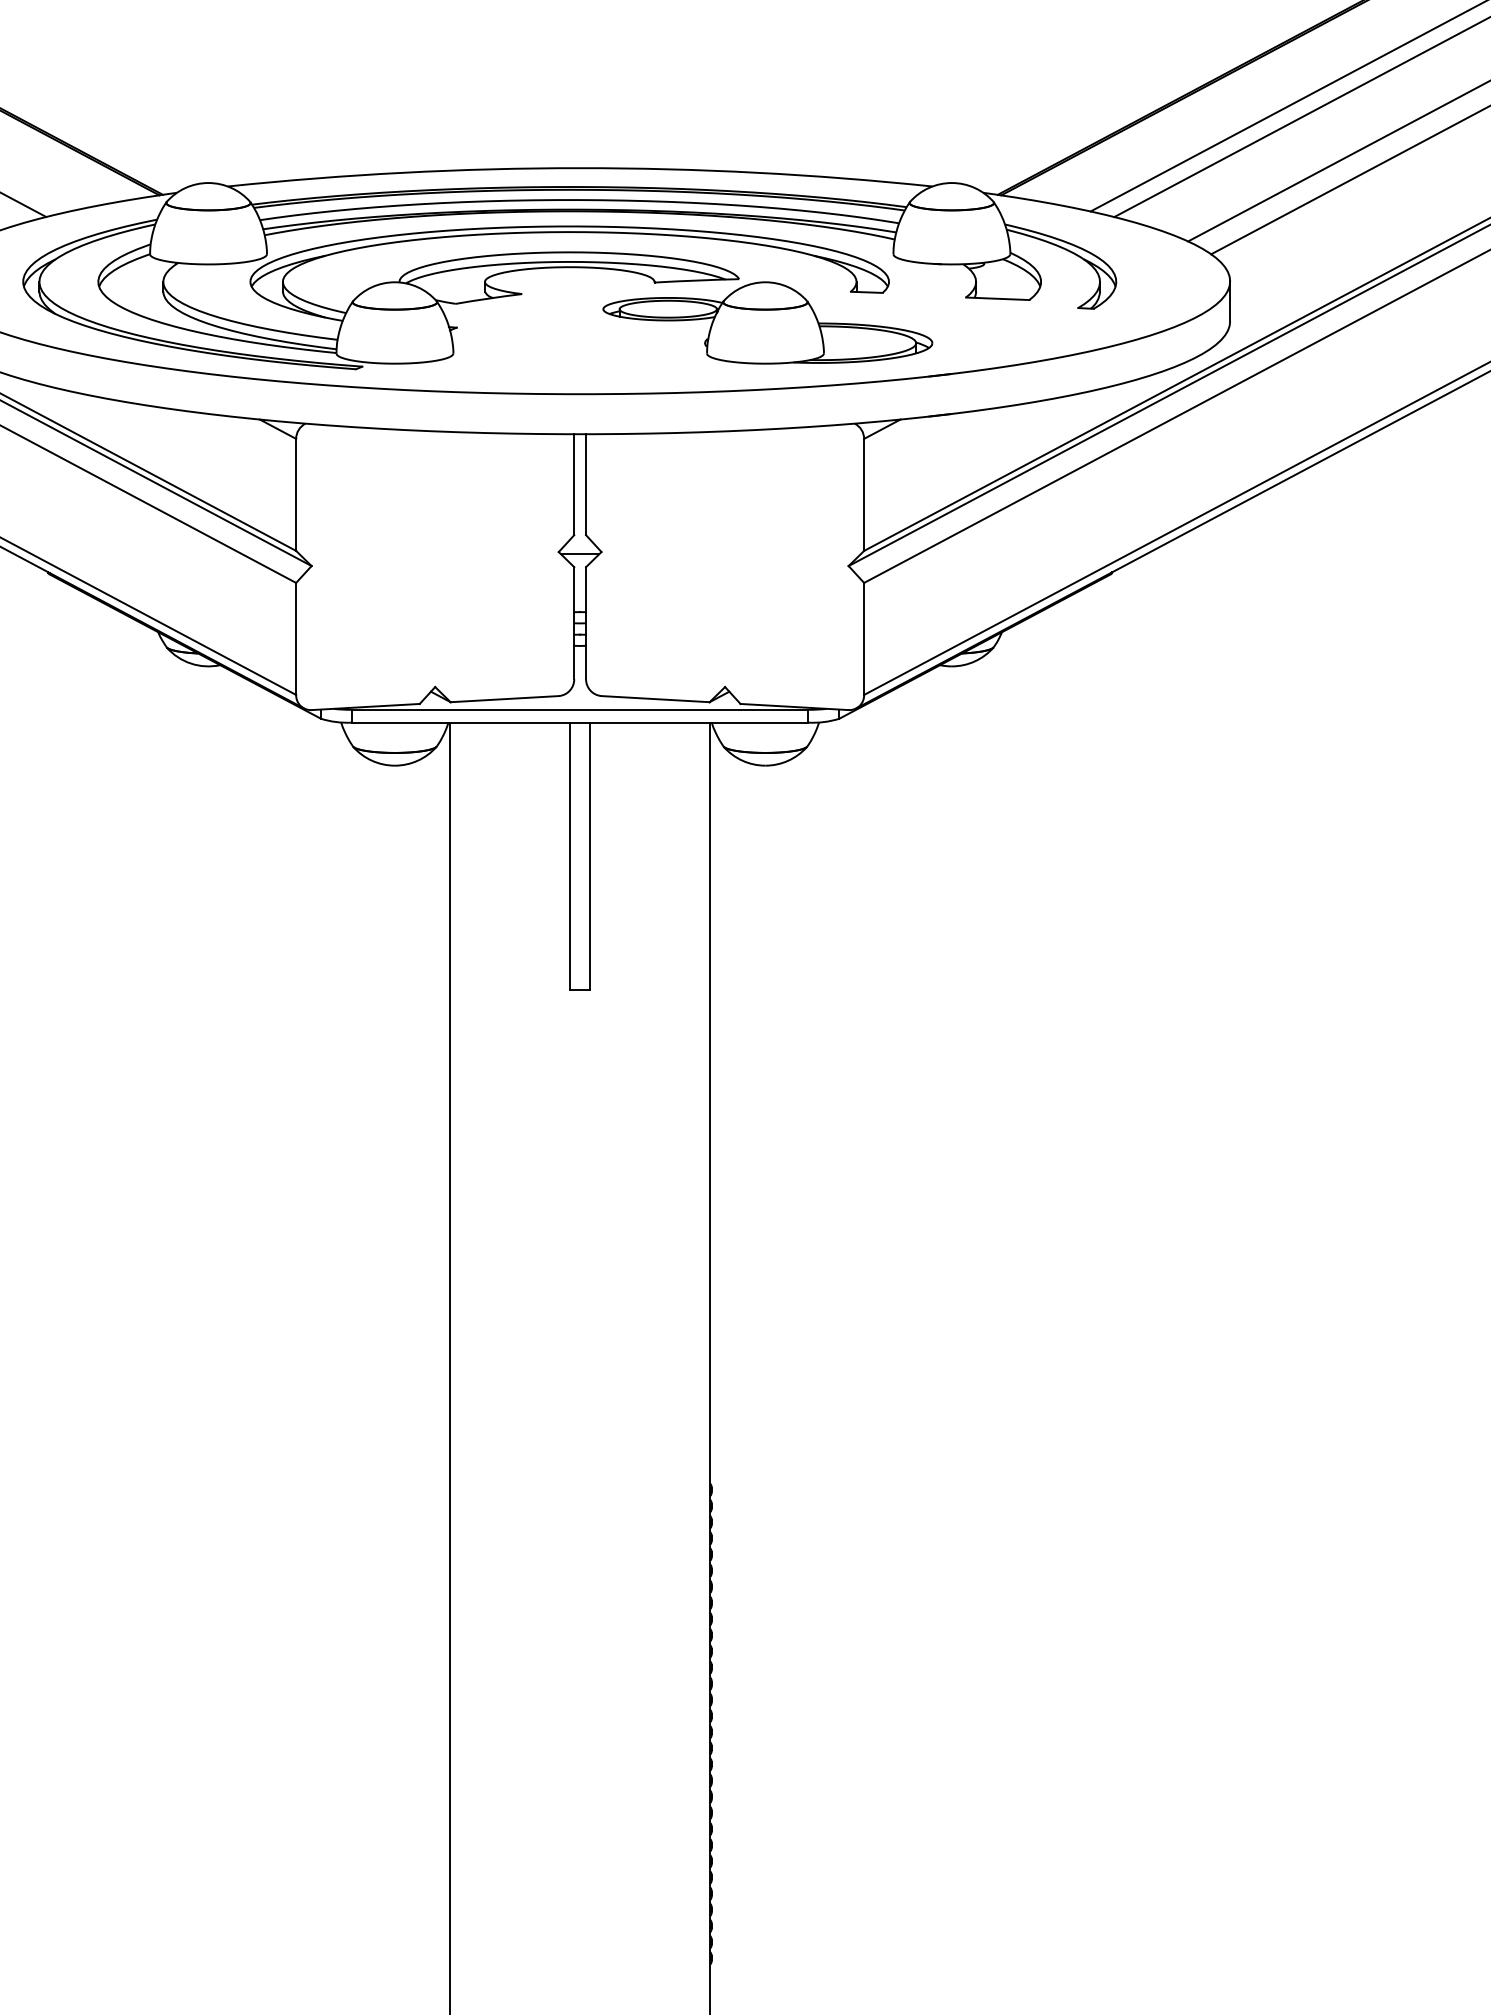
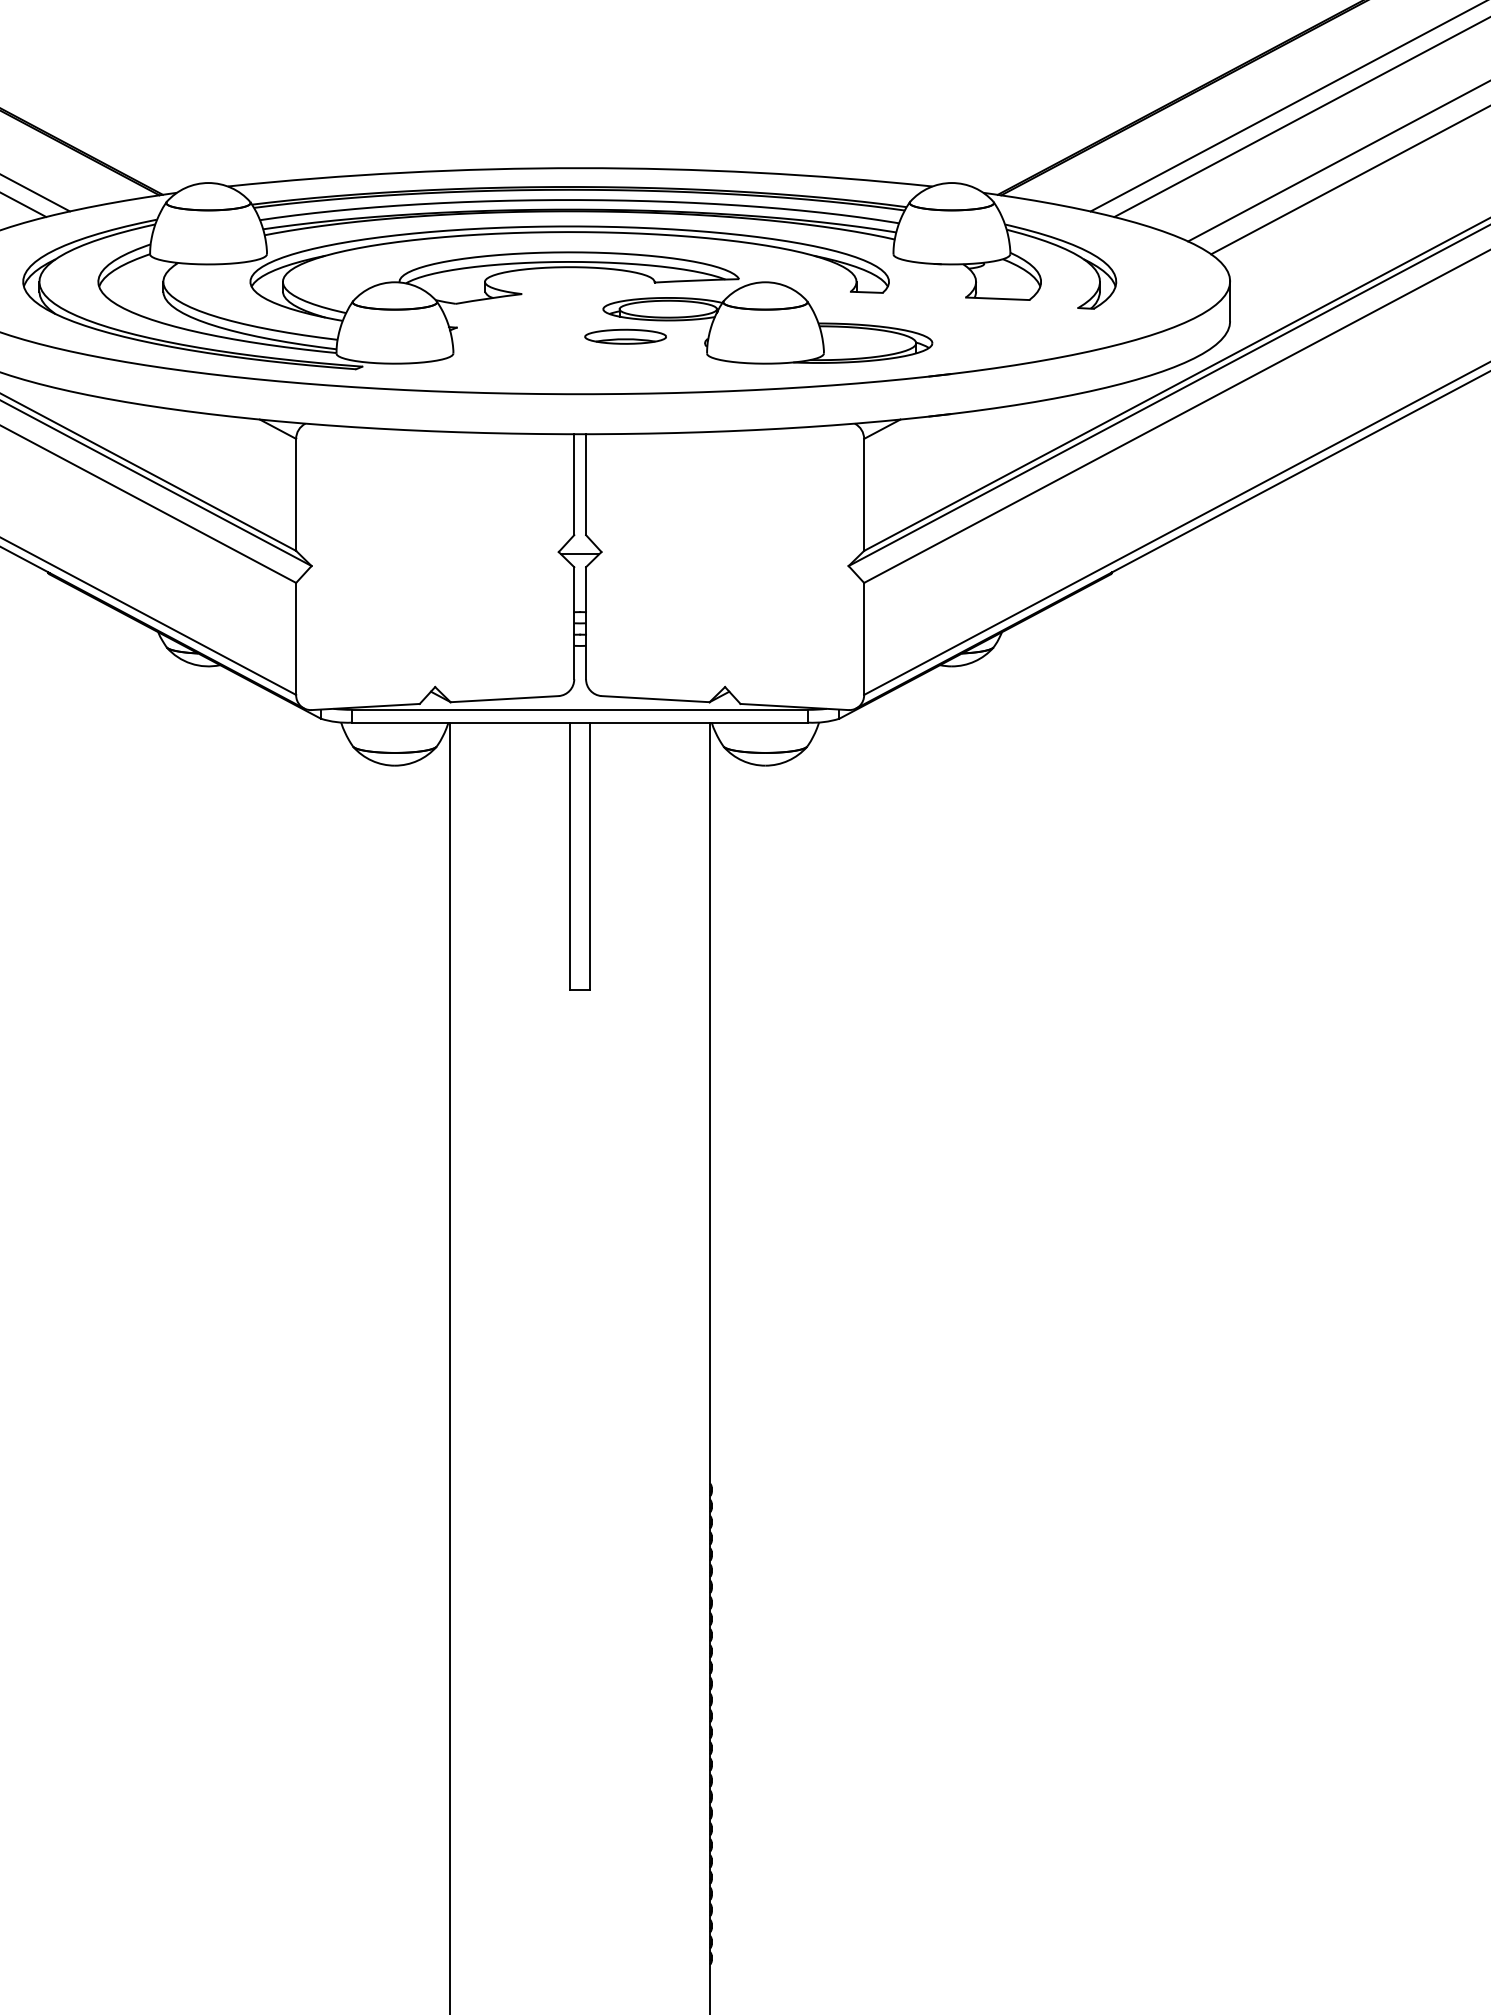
line: none -> present (35, 193)
part: none -> present (625, 336)
